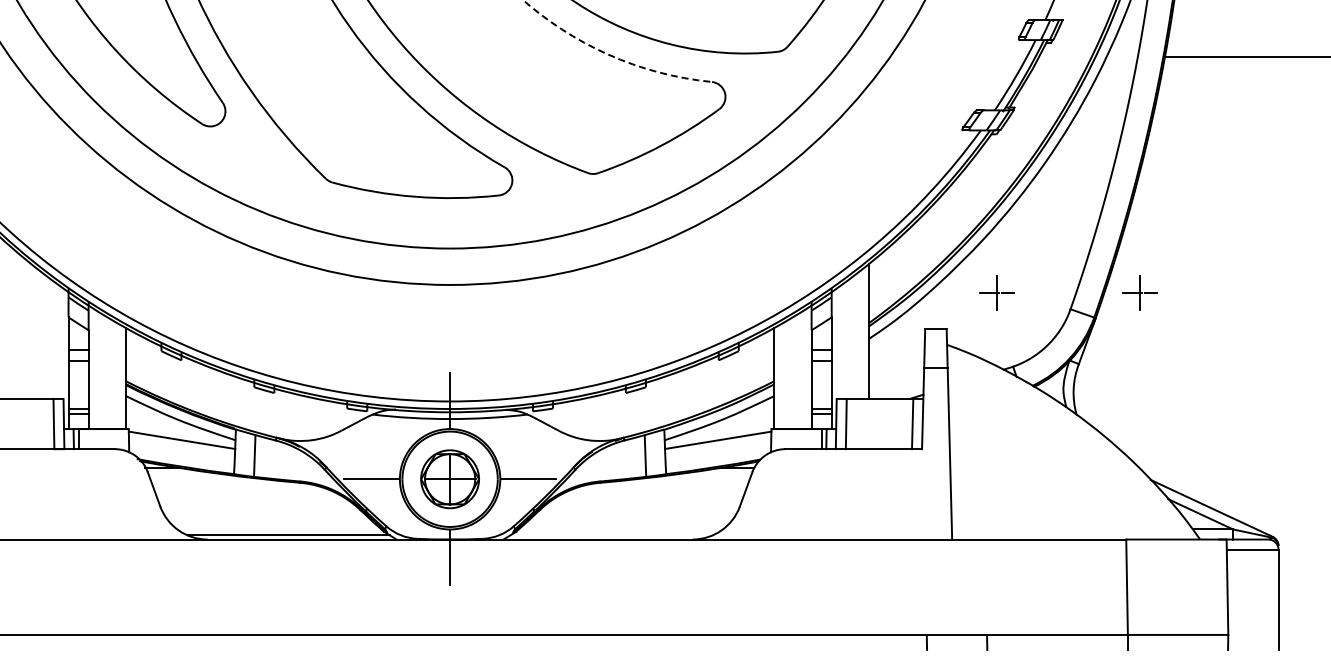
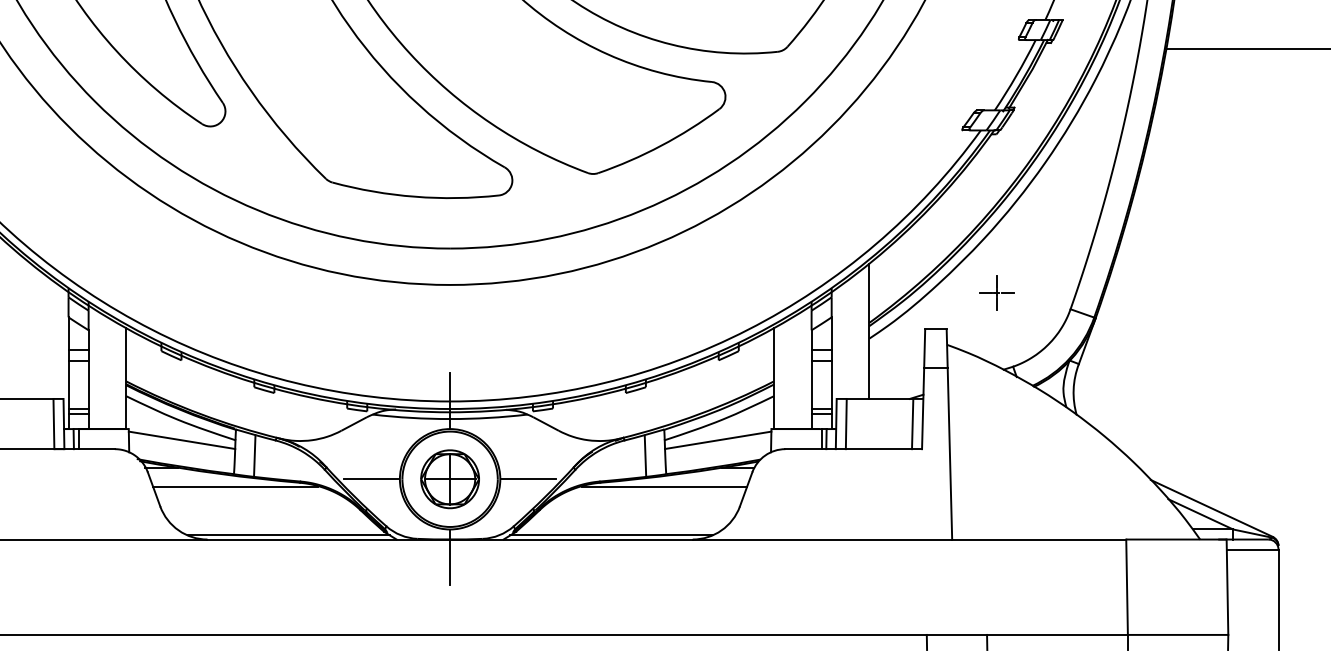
arc: dashed -> solid (609, 55)
line position: (1246, 57) -> (1246, 49) (1246, 49)
part: present -> none (1139, 292)
line: none -> present (235, 487)
line: none -> present (664, 487)
line: none -> present (611, 535)
